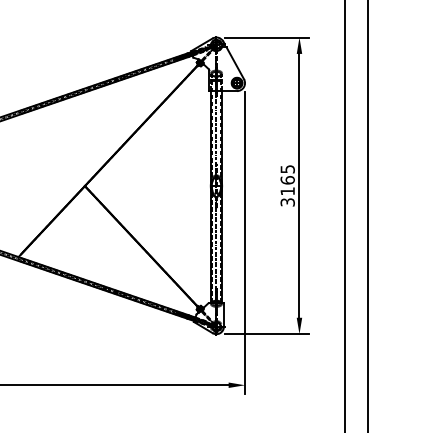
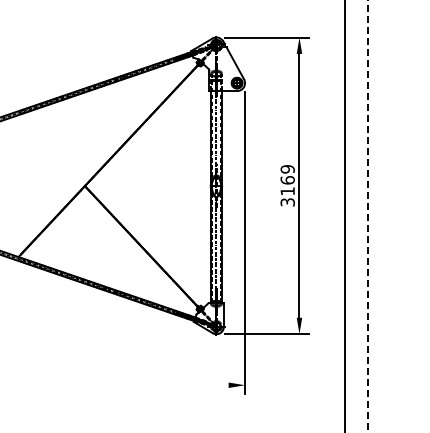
text: 3165 -> 3169 (287, 169)
line: solid -> dashed (368, 216)
line: present -> none (115, 385)
